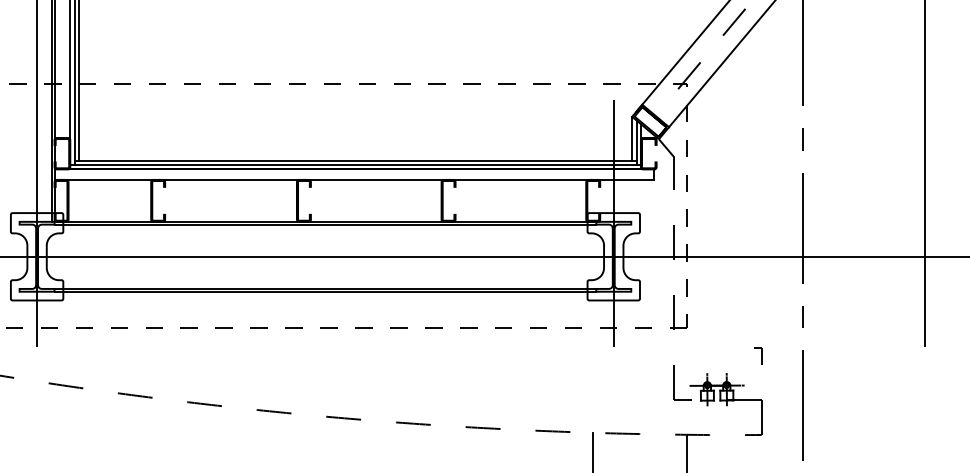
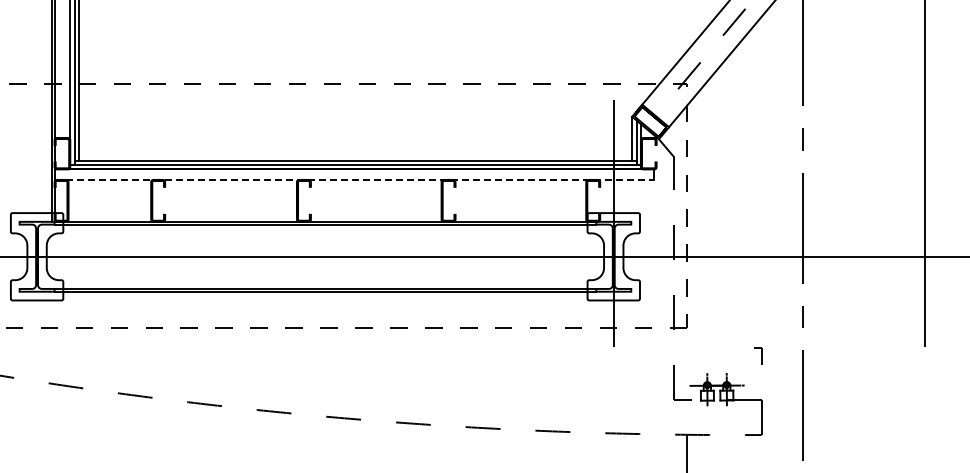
line: present -> none (37, 174)
line: solid -> dashed (354, 179)
line: present -> none (593, 450)
